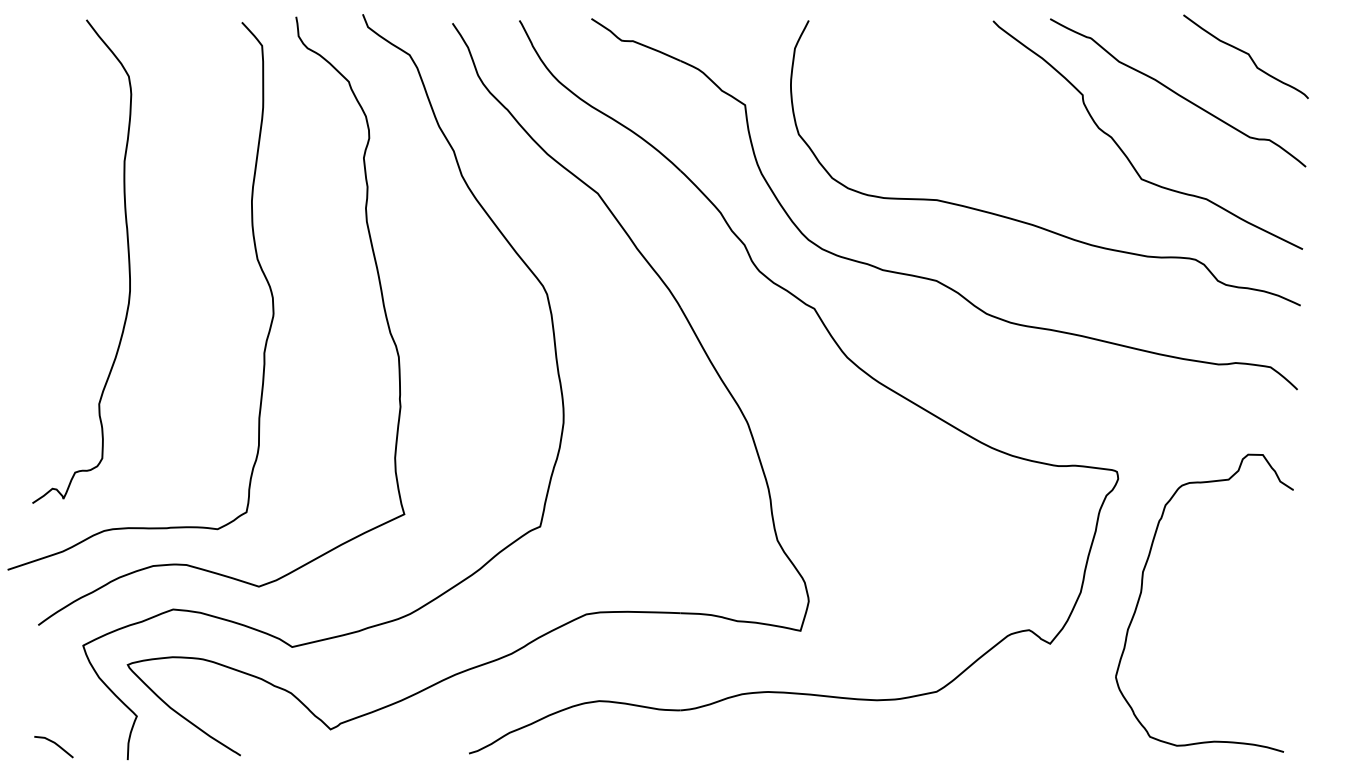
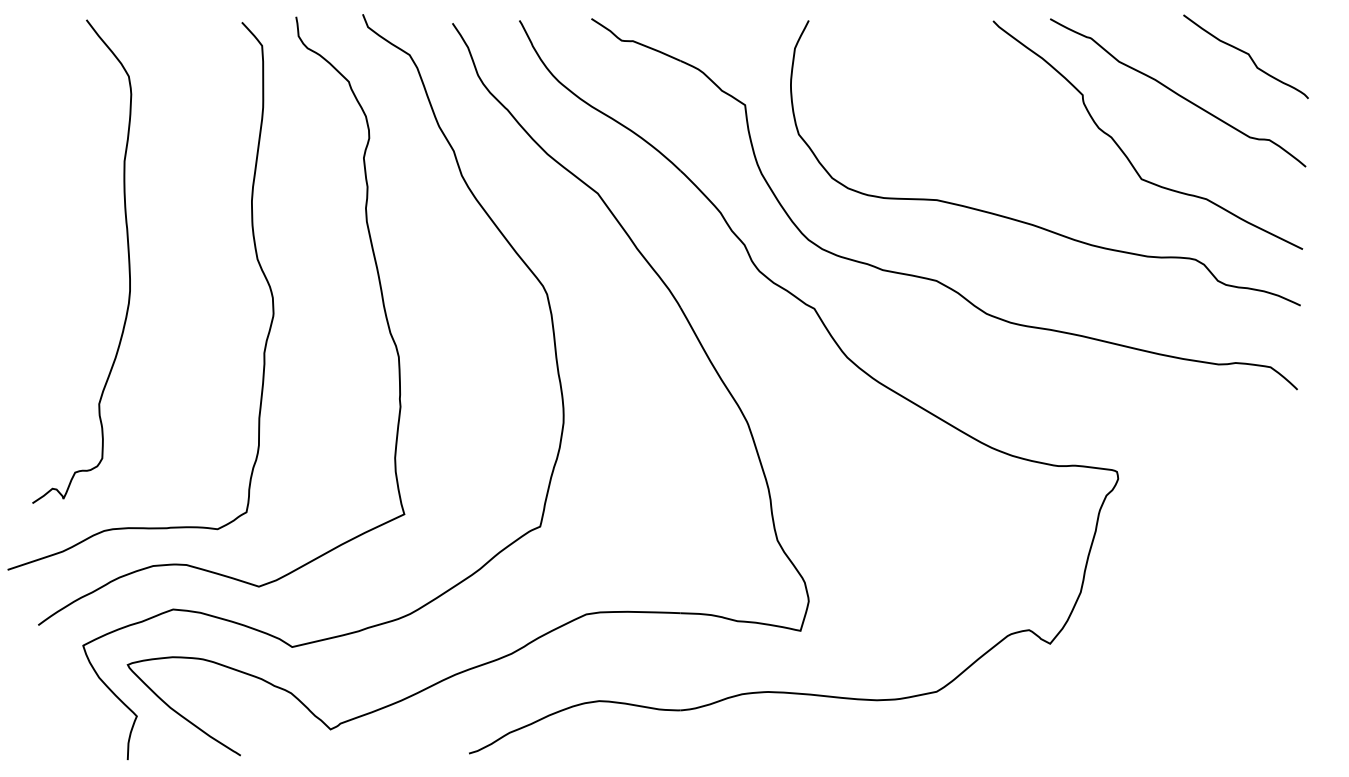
part: present -> none (1142, 591)
line: present -> none (55, 744)
